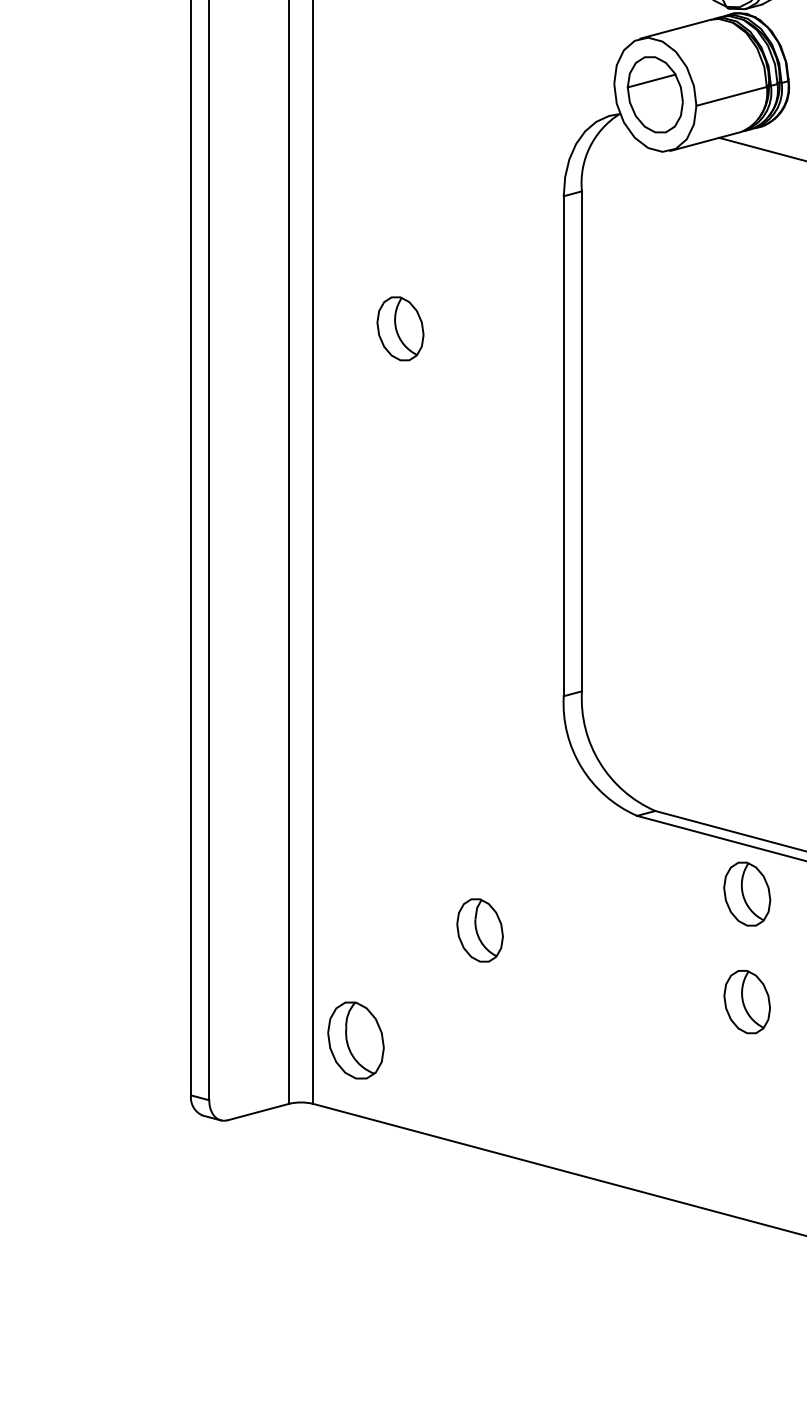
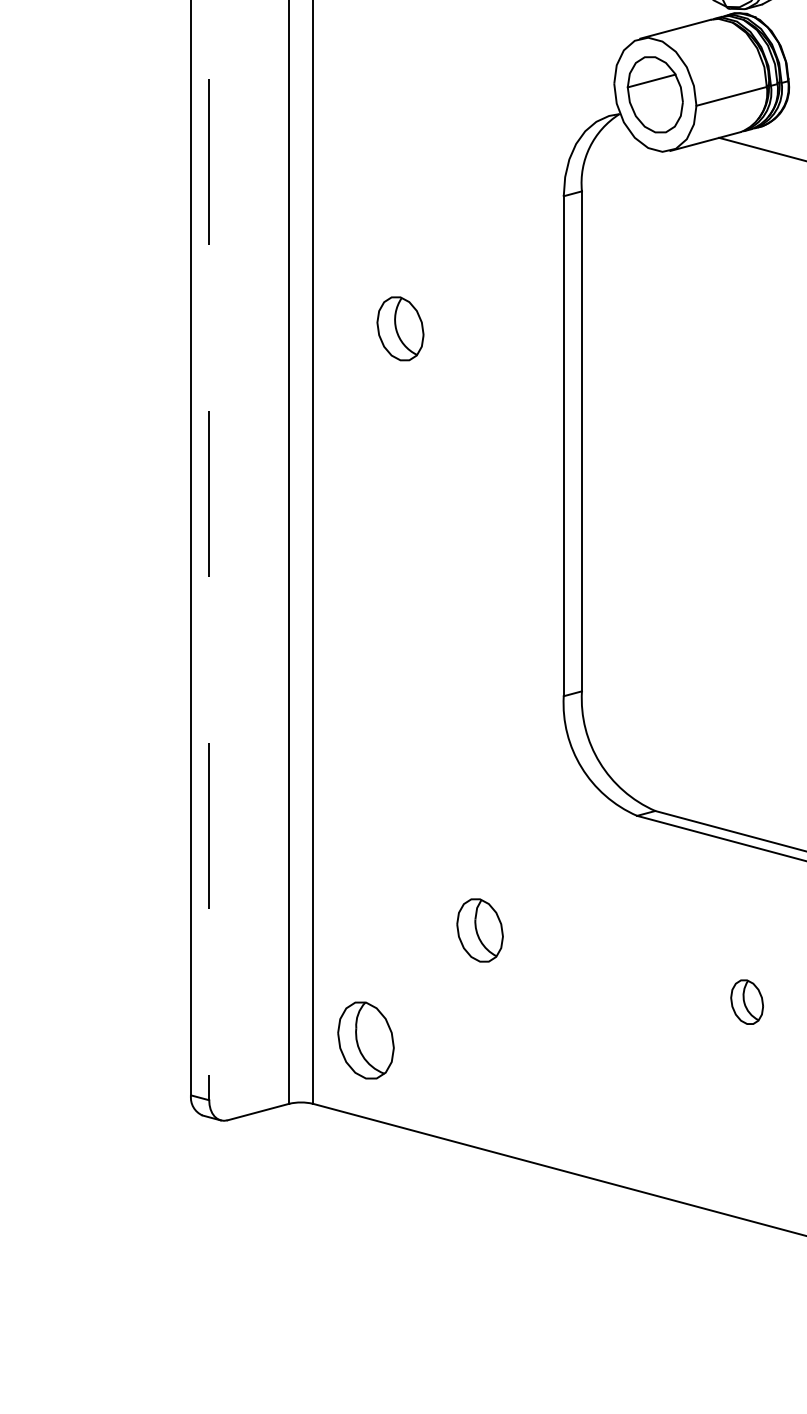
line: solid -> dashed (209, 550)
part: present -> none (747, 893)
part size: 48x65 px -> 34x46 px (746, 1001)
part position: (355, 1040) -> (365, 1040) (365, 1040)
